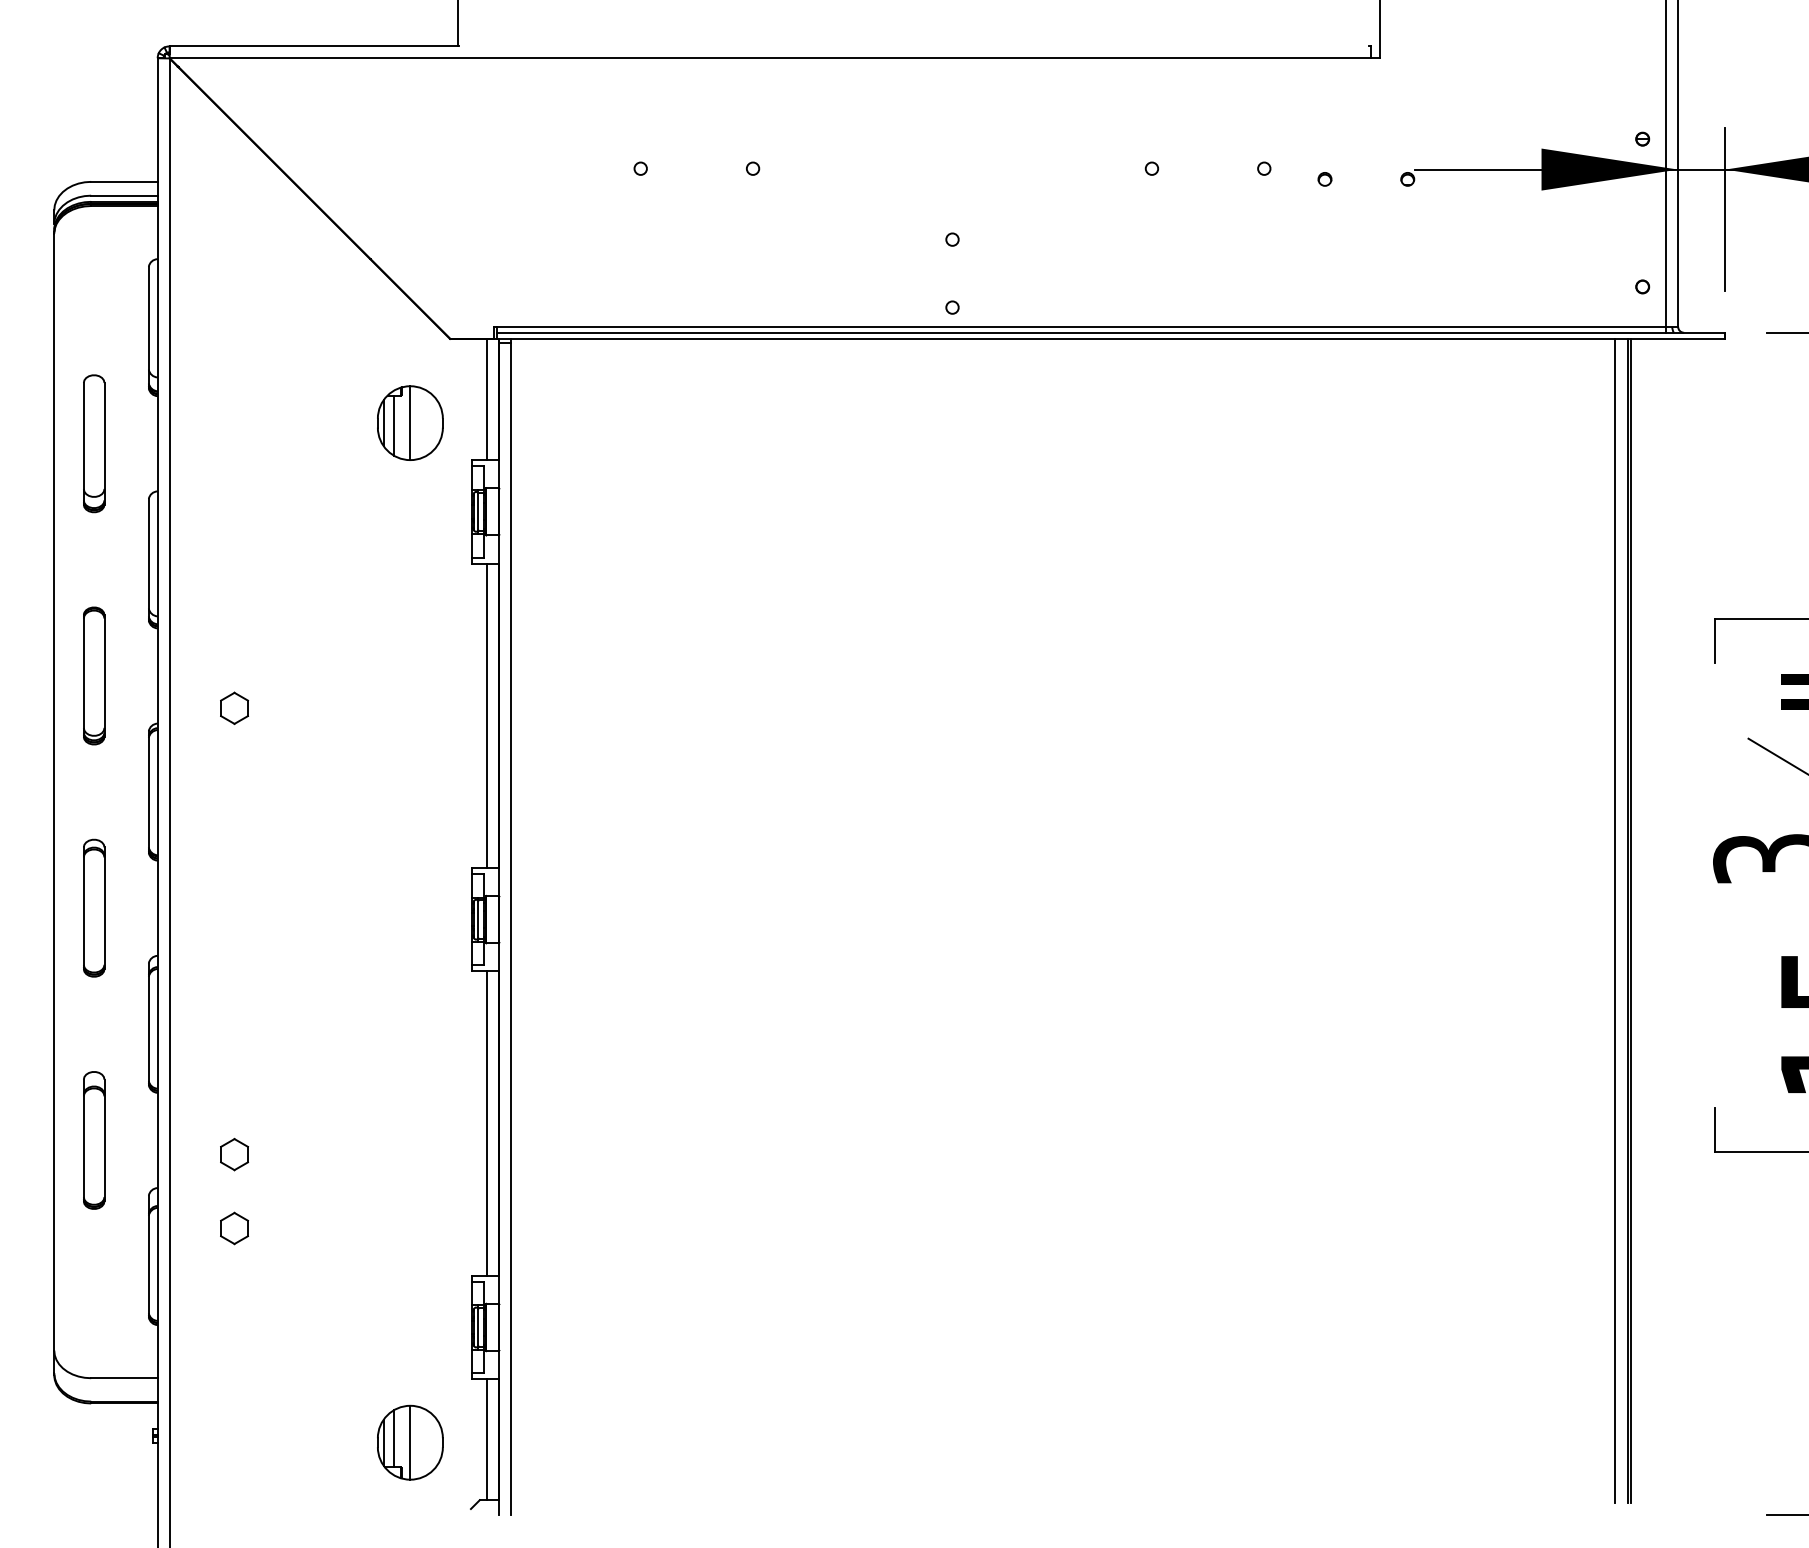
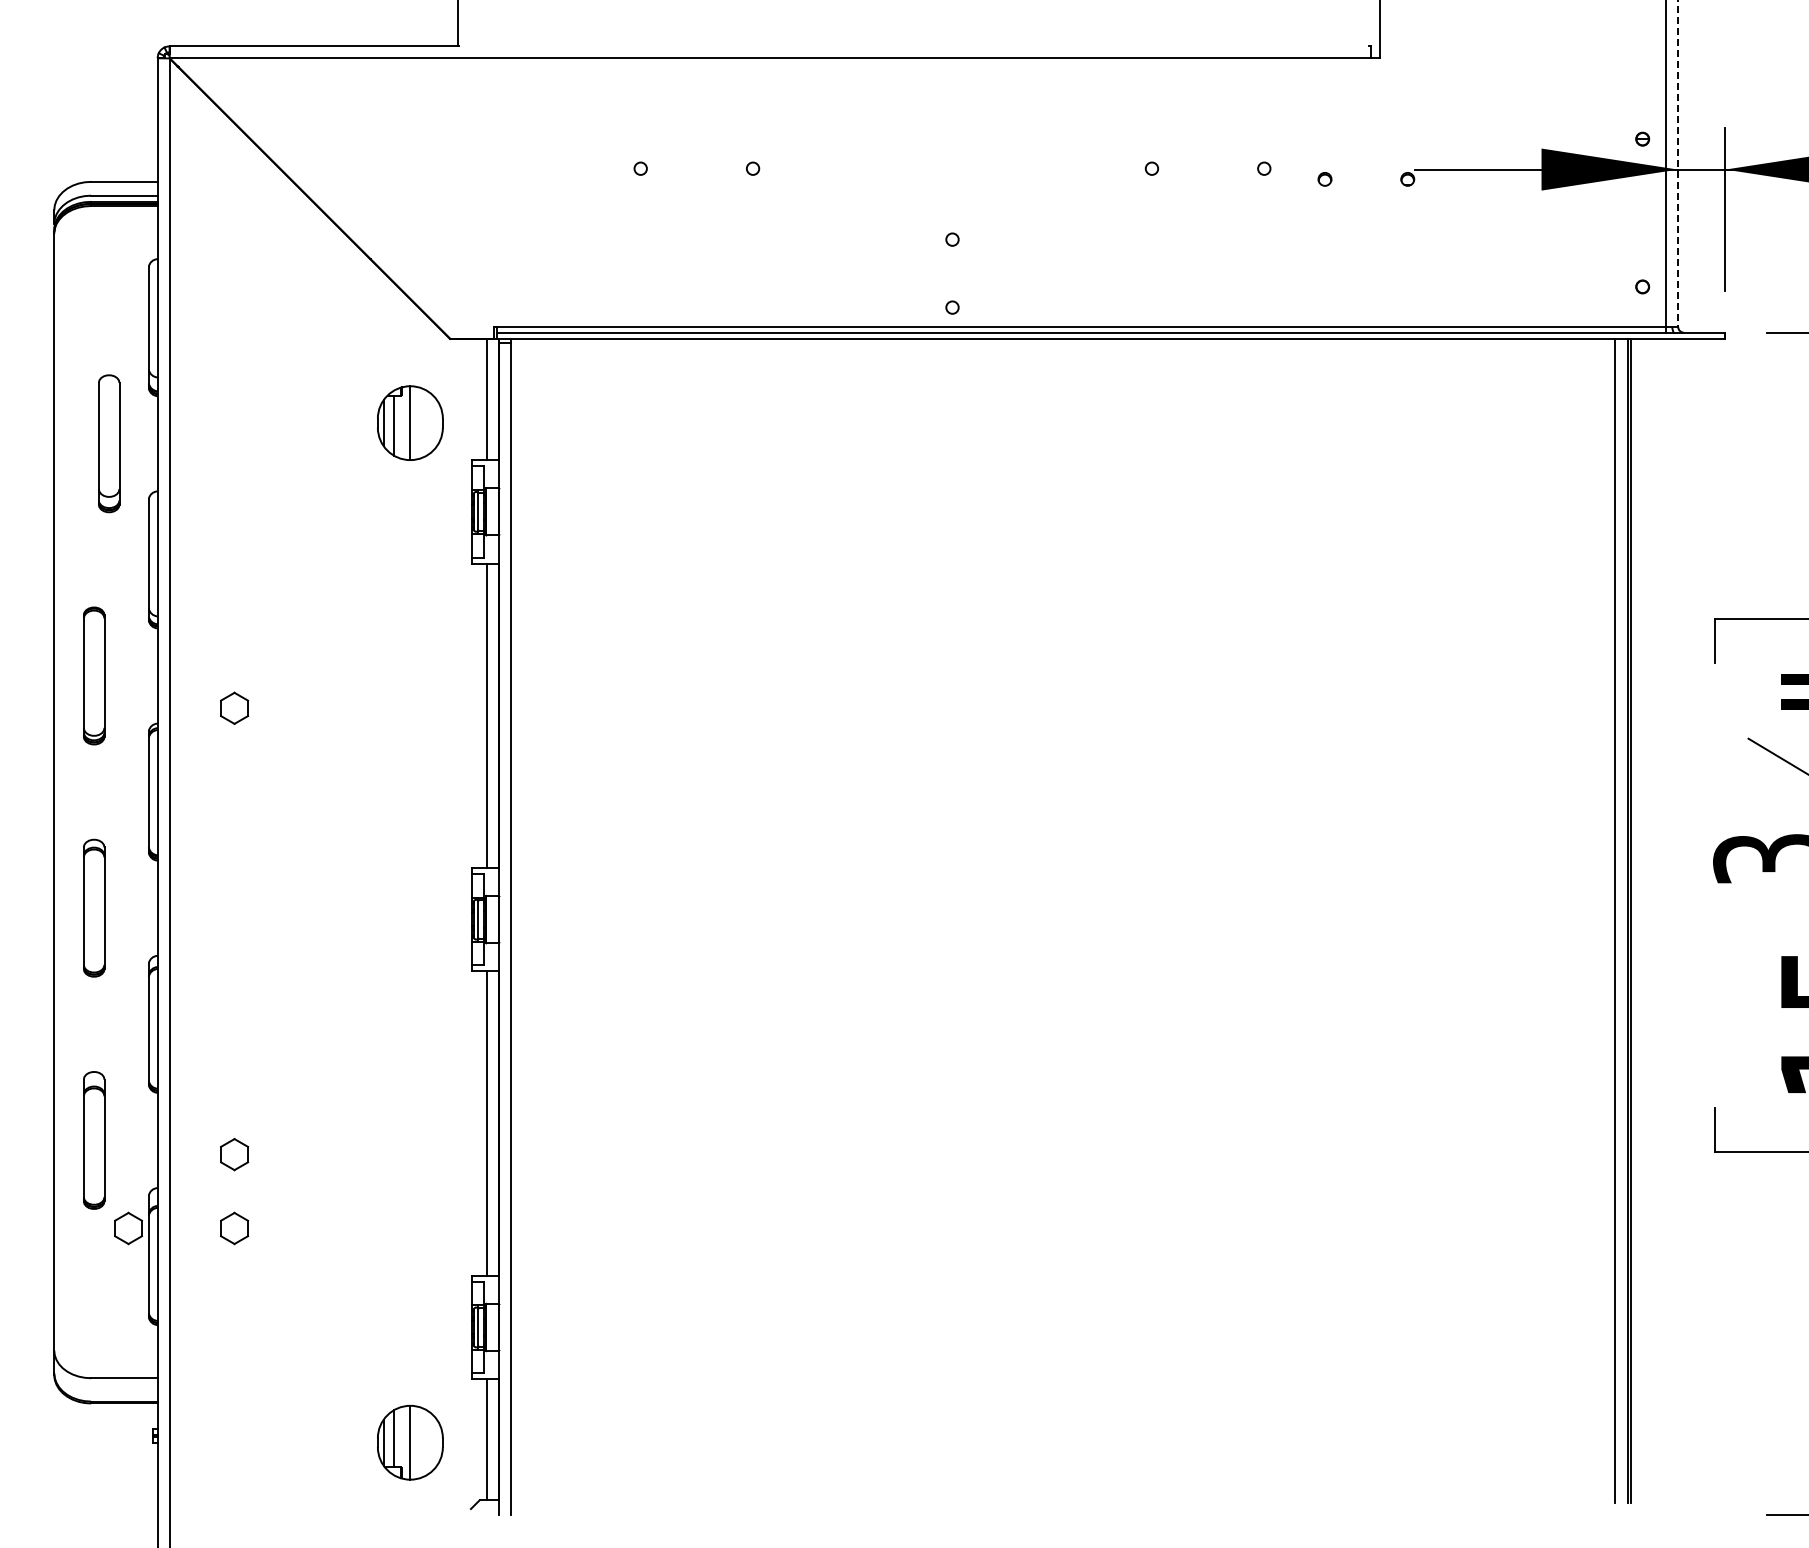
line: solid -> dashed (1678, 163)
part position: (94, 443) -> (109, 443) (109, 443)
part: none -> present (128, 1228)
